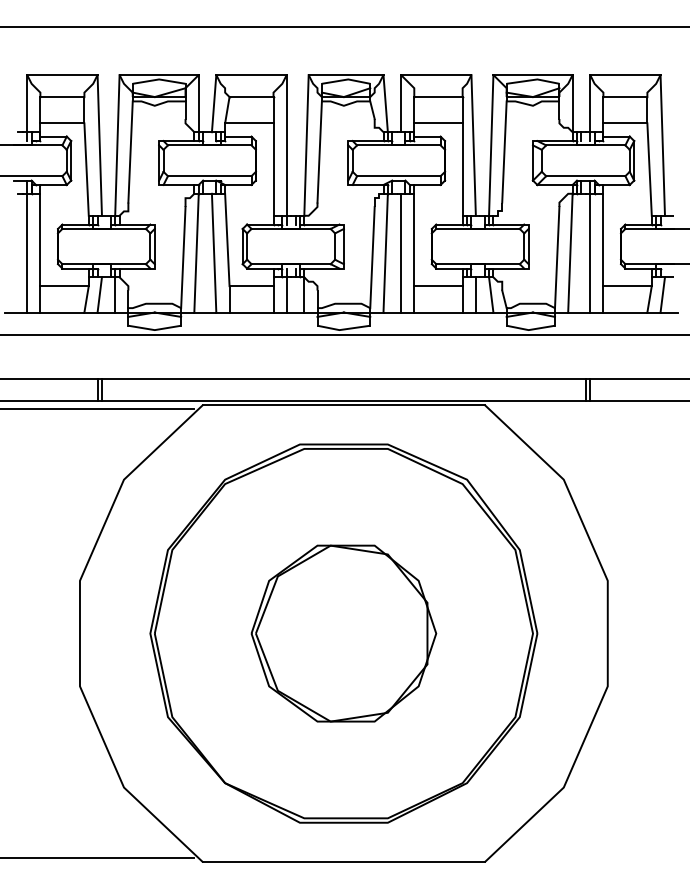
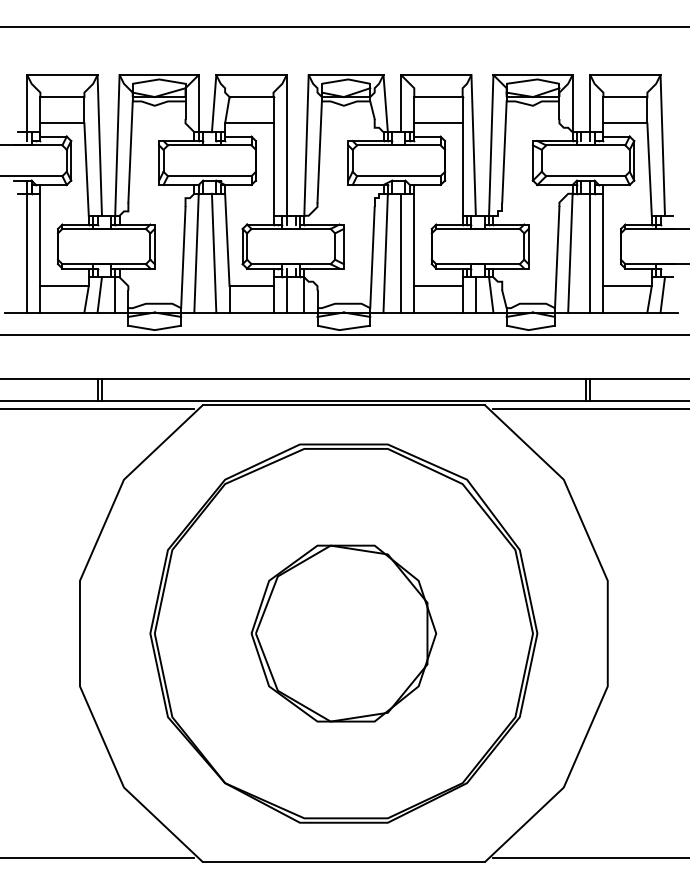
line: none -> present (589, 409)
line: none -> present (589, 857)
